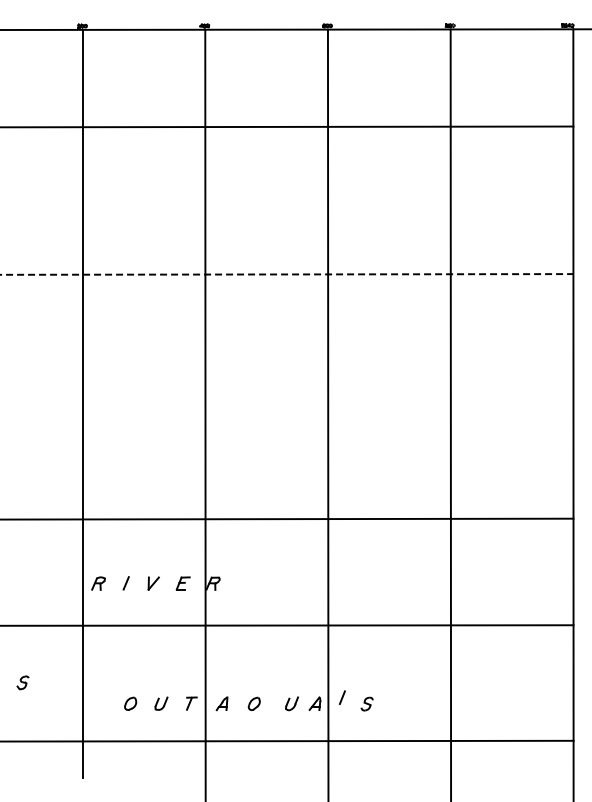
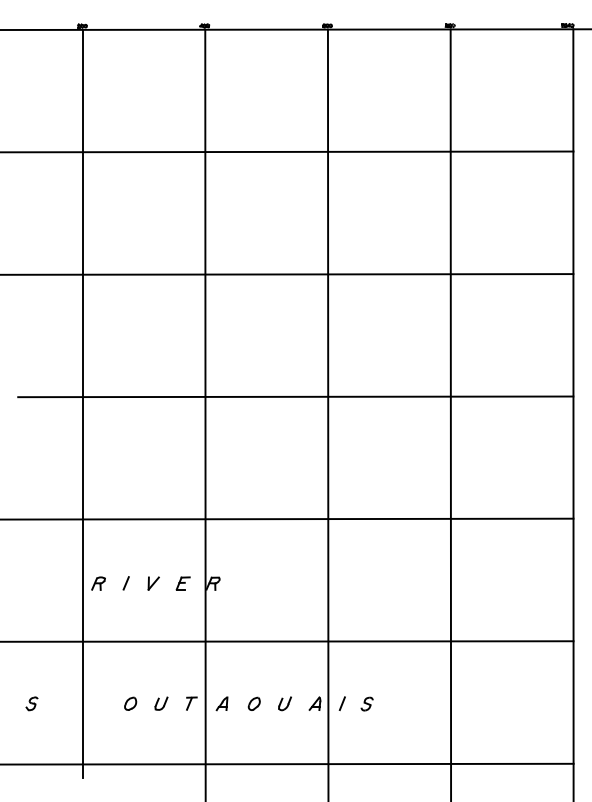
line position: (287, 126) -> (287, 151) (287, 151)
line: dashed -> solid (287, 274)
line: none -> present (295, 396)
line position: (287, 625) -> (287, 641) (287, 641)
part position: (22, 682) -> (31, 703) (31, 703)
line position: (341, 697) -> (341, 703) (341, 703)
part position: (291, 703) -> (284, 703) (284, 703)
line position: (287, 740) -> (287, 763) (287, 763)
